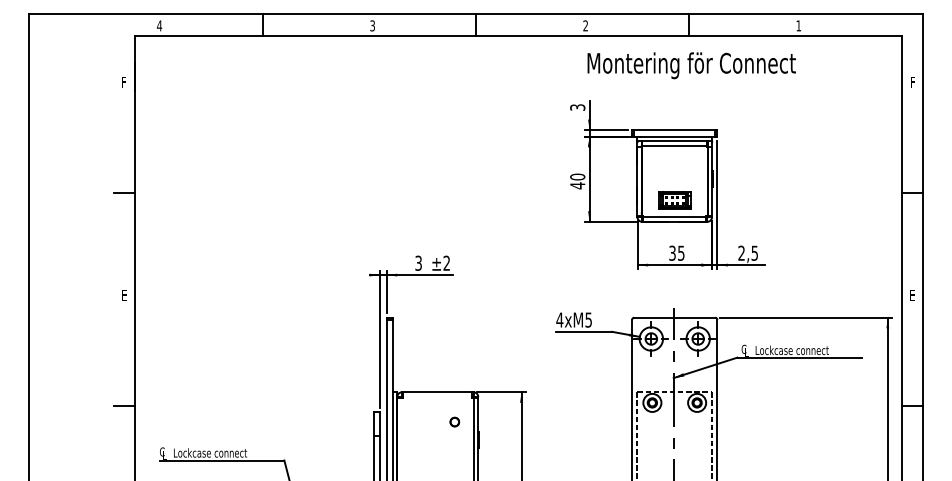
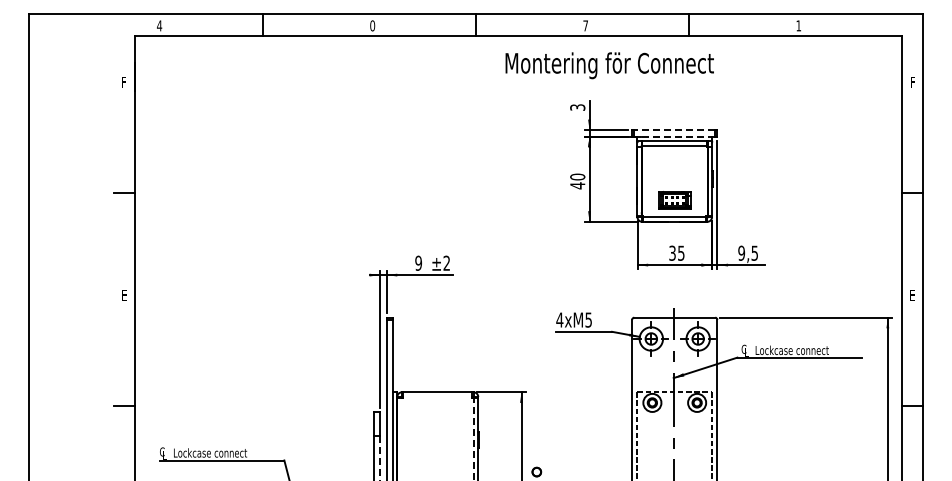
text: 3 -> 0 (372, 25)
text: 2 -> 7 (585, 25)
text position: (691, 65) -> (609, 65) (609, 65)
line: solid -> dashed (674, 130)
line: solid -> dashed (674, 136)
text: 2,5 -> 9,5 (741, 252)
text: 3 -> 9 (418, 262)
part position: (454, 421) -> (536, 471) (536, 471)
line: solid -> dashed (473, 439)
line: solid -> dashed (380, 458)
